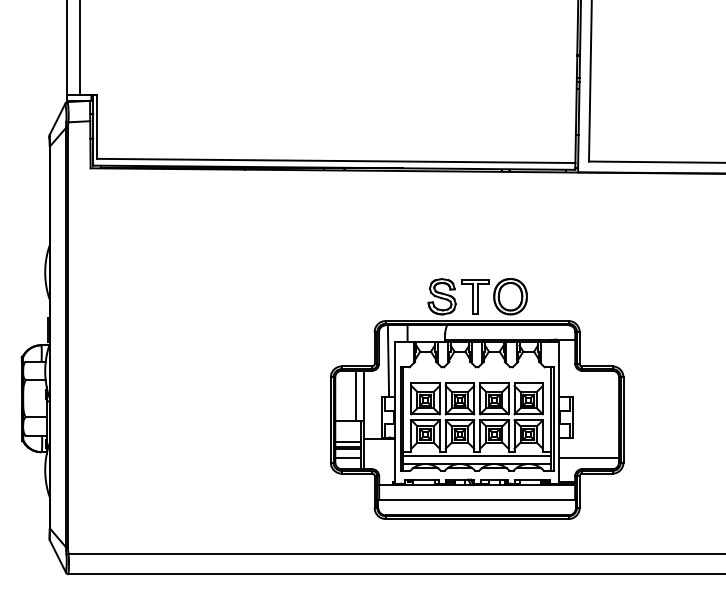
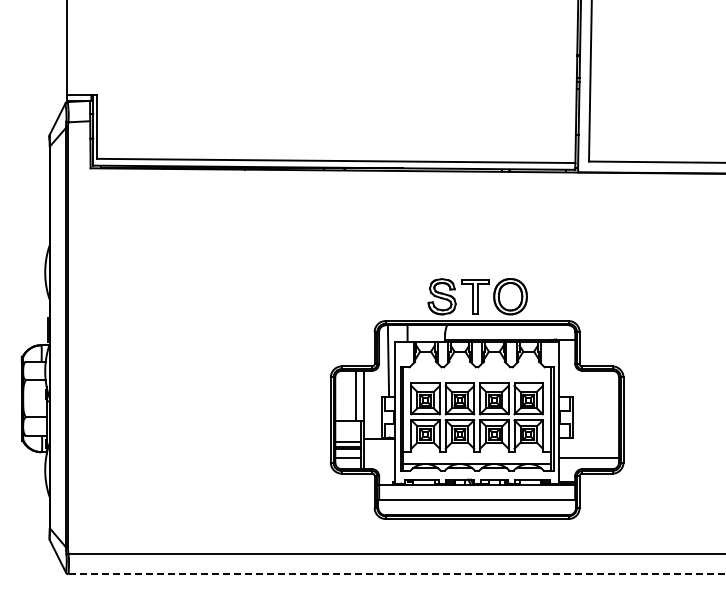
line: present -> none (80, 48)
line: present -> none (477, 455)
line: solid -> dashed (396, 574)
